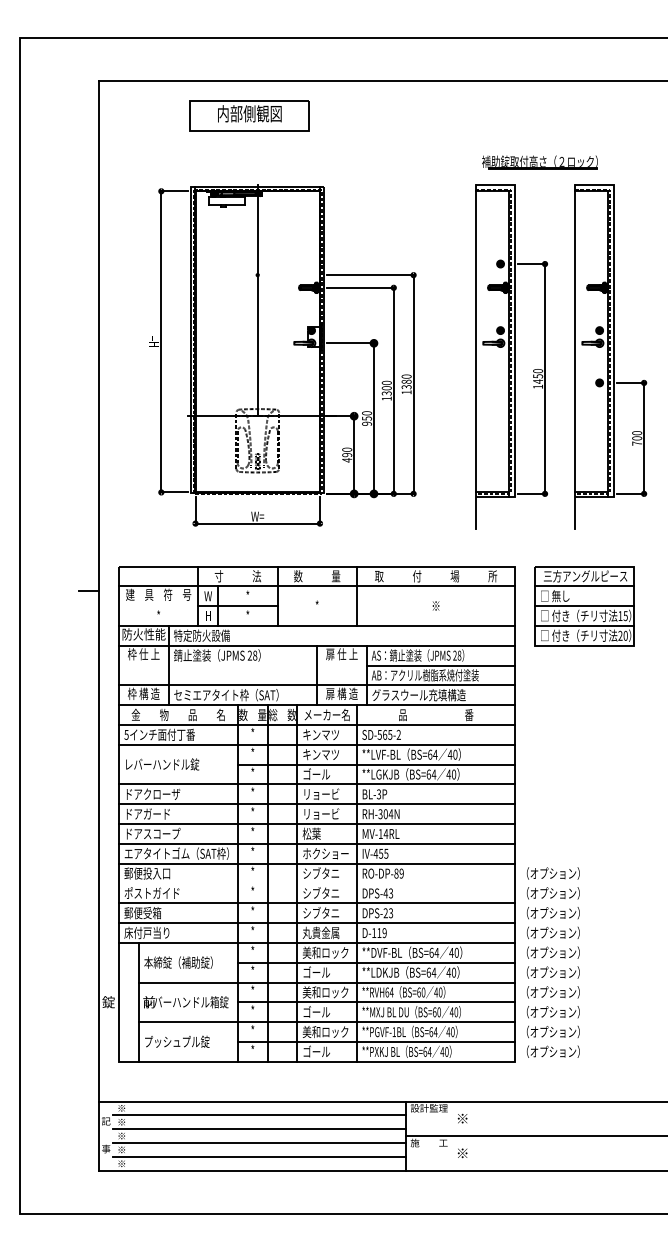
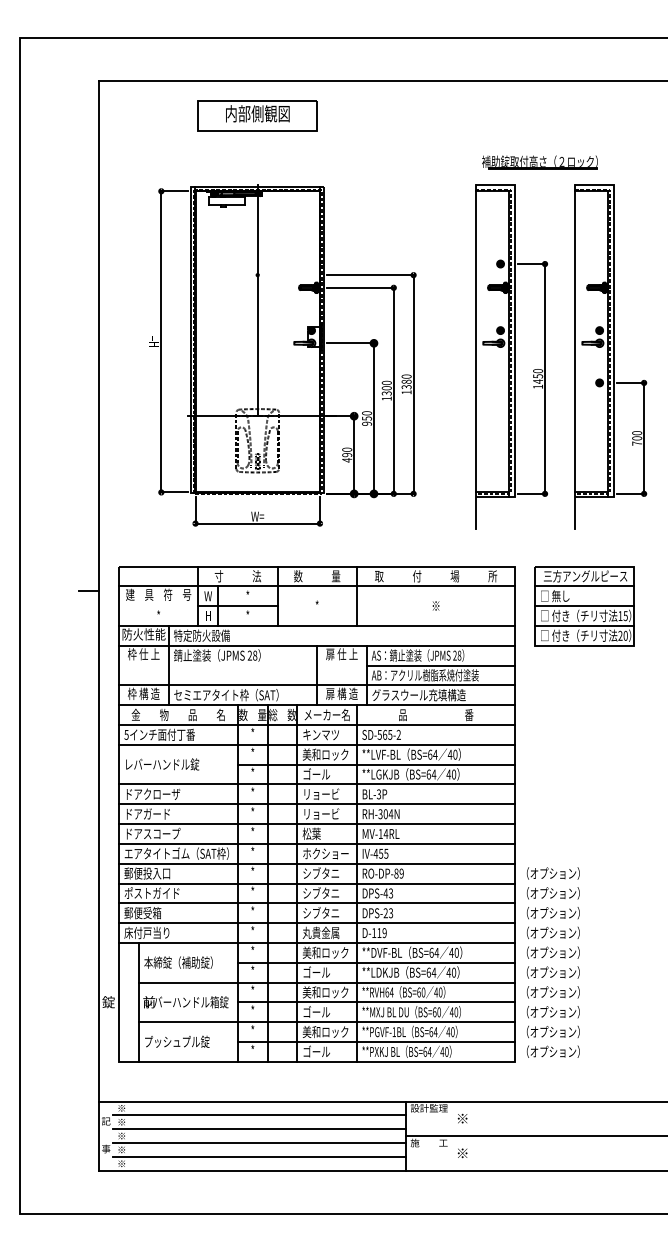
part position: (249, 115) -> (257, 115) (257, 115)
text: キンマツ -> 美和ロック (325, 754)
line: none -> present (317, 883)
